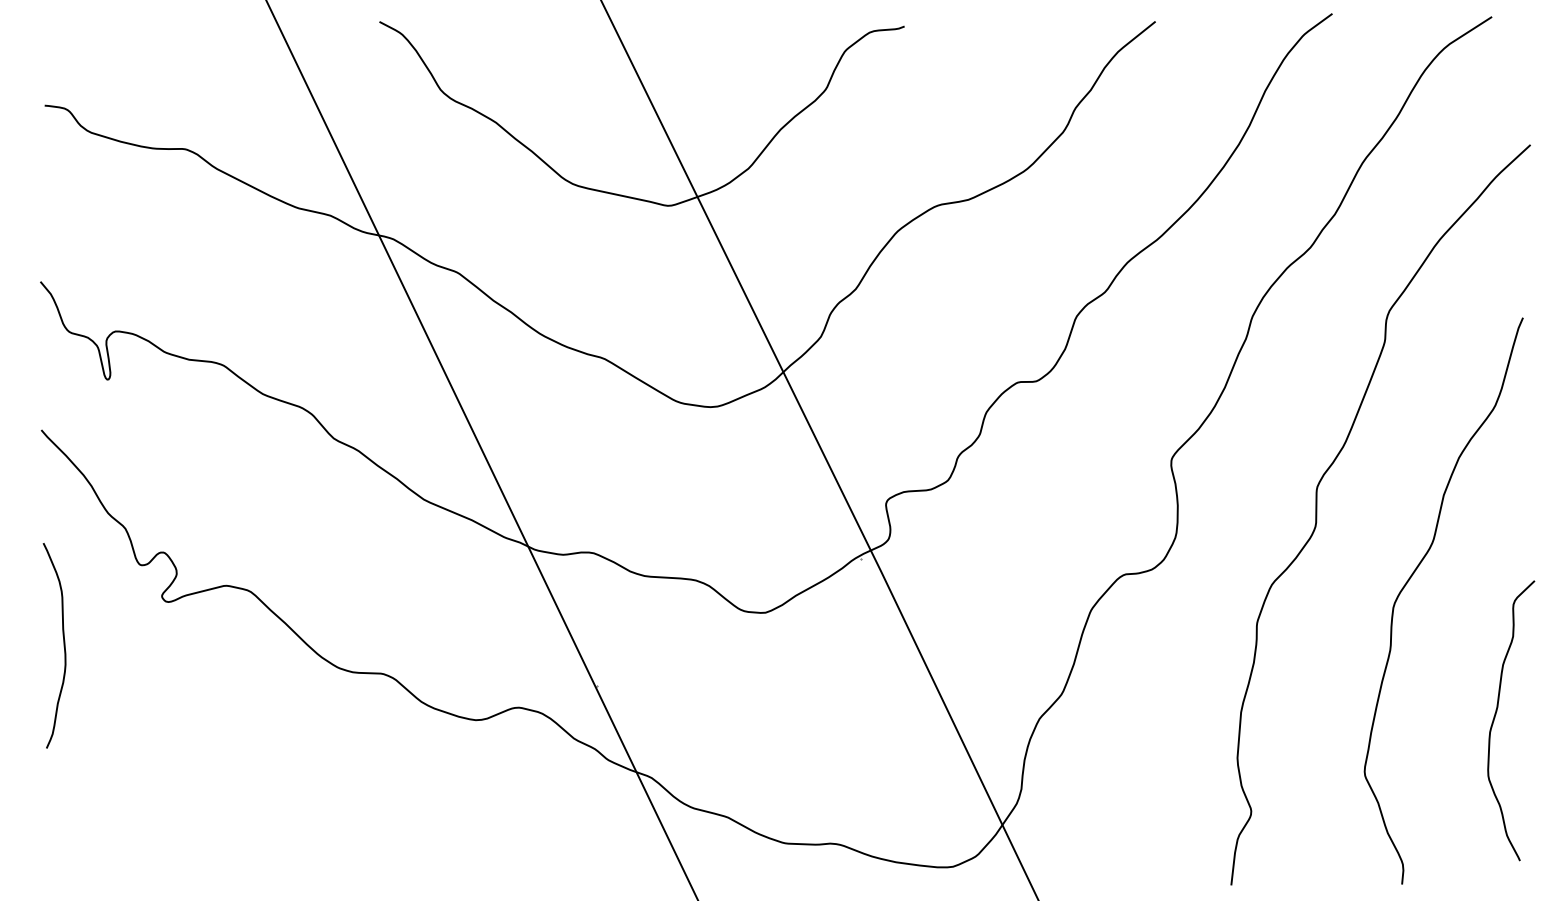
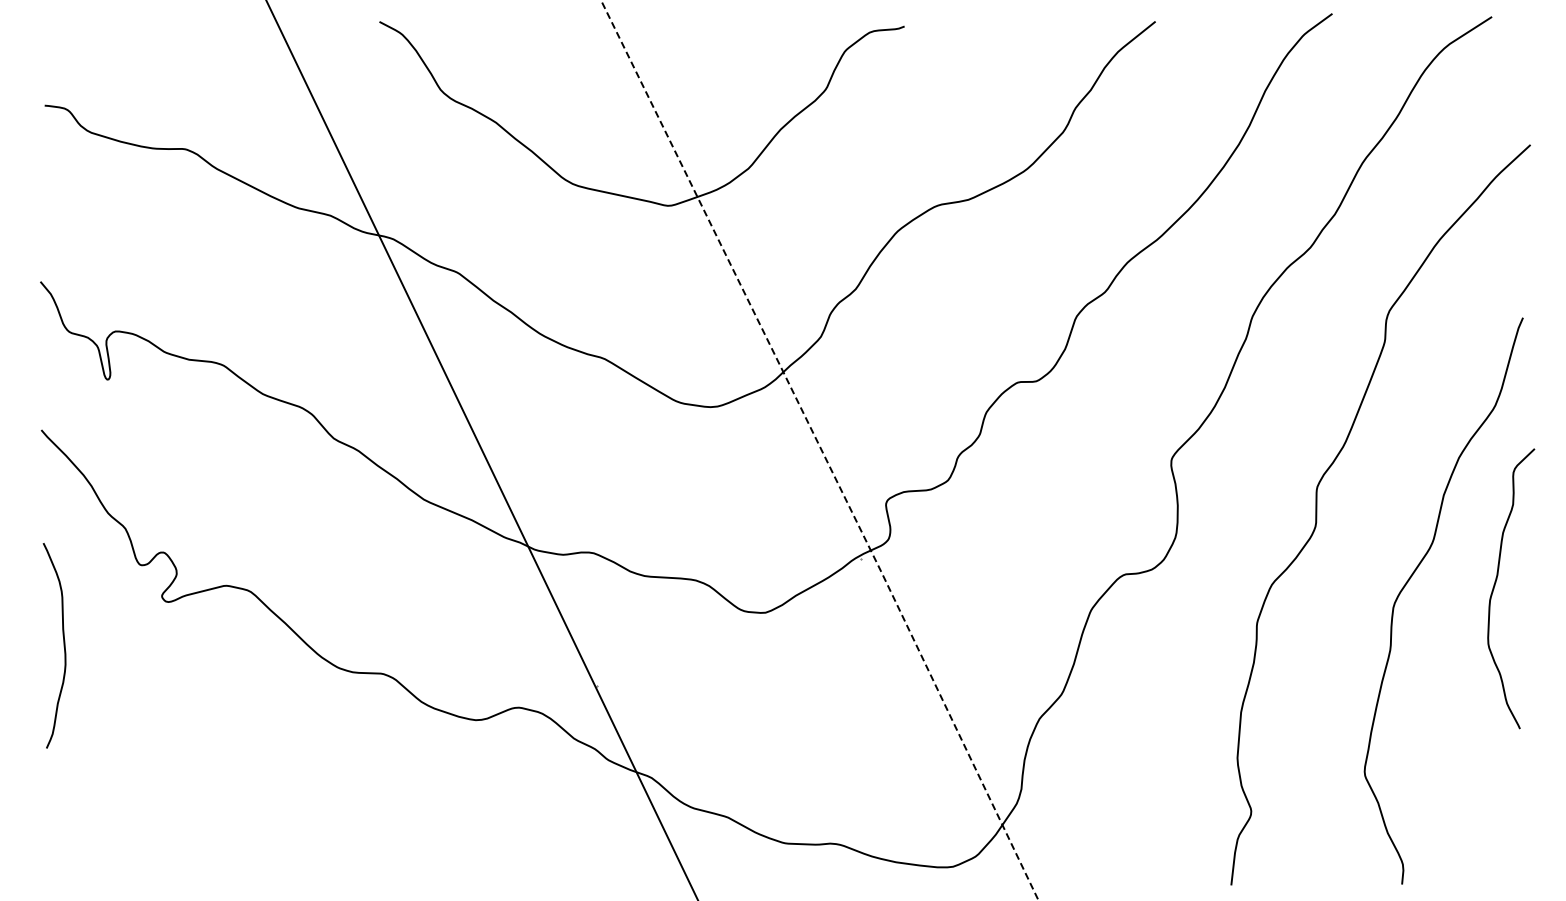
line: solid -> dashed (821, 450)
curve position: (1495, 718) -> (1495, 586) (1495, 586)
